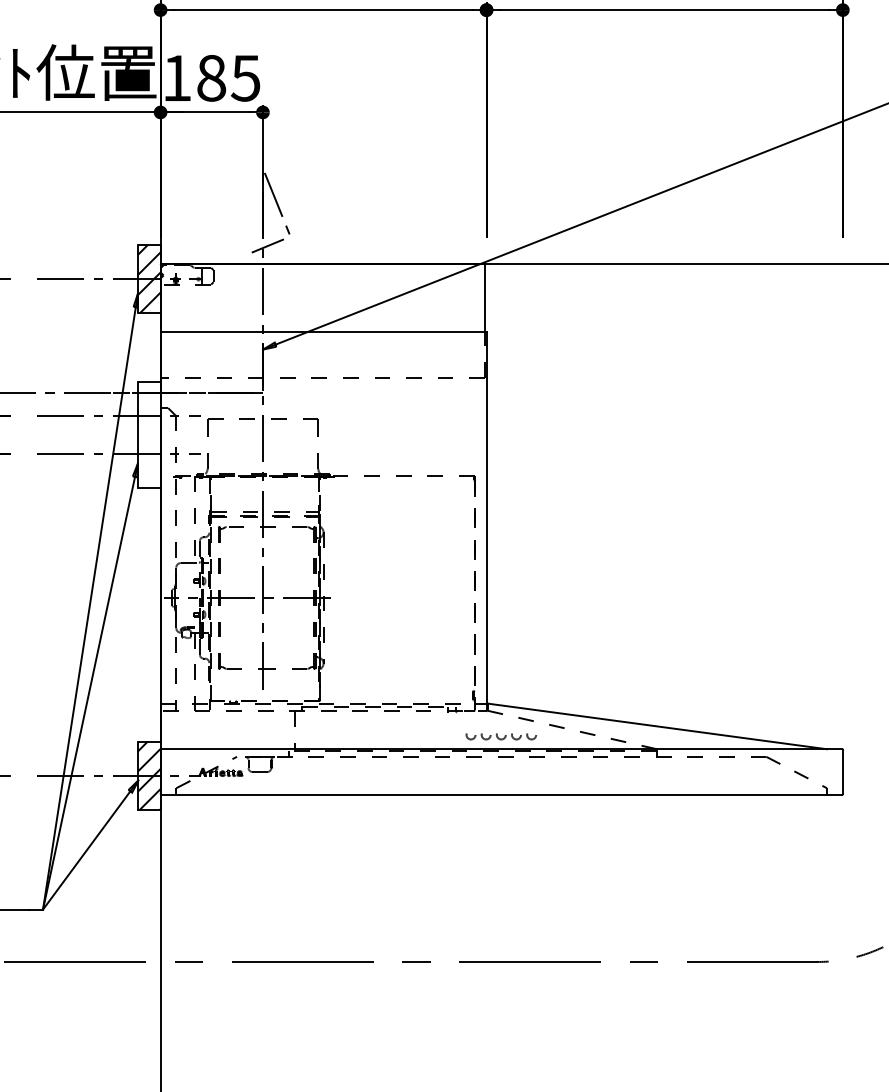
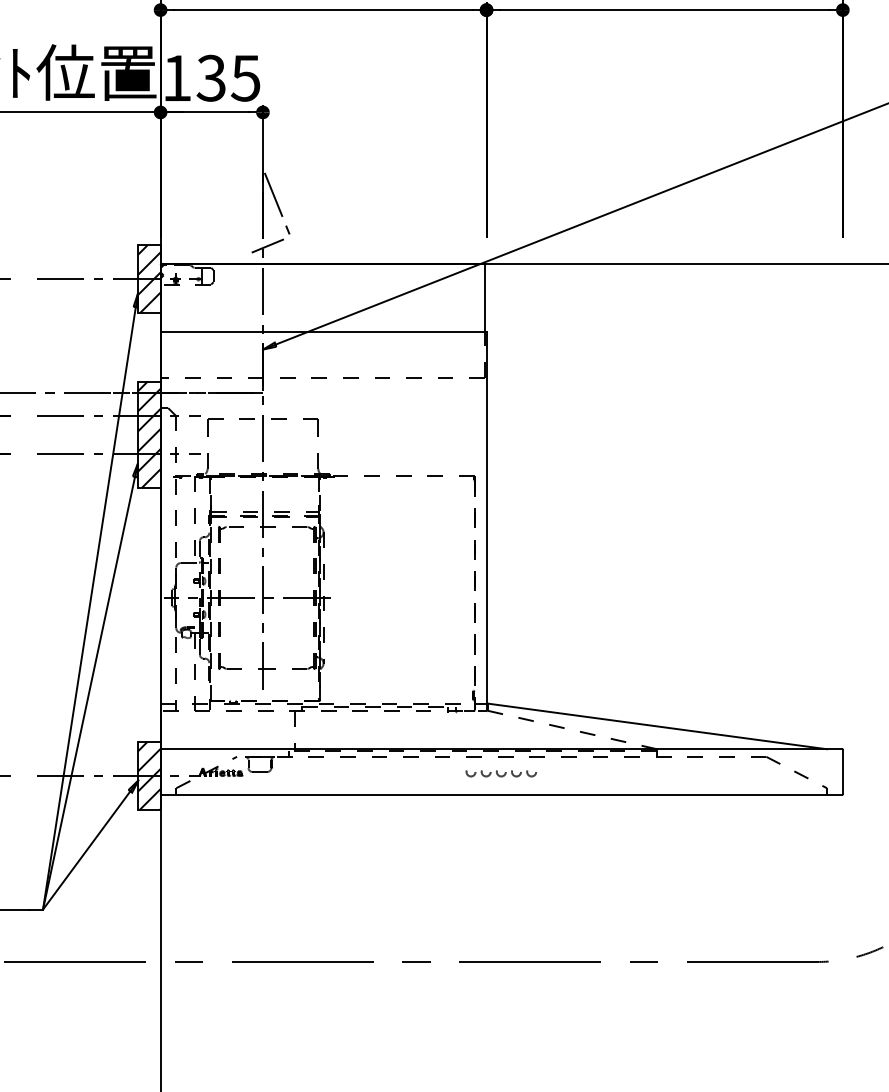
text: 185 -> 135 (211, 77)
hatch: none -> present (148, 434)
part position: (501, 736) -> (501, 773) (501, 773)
